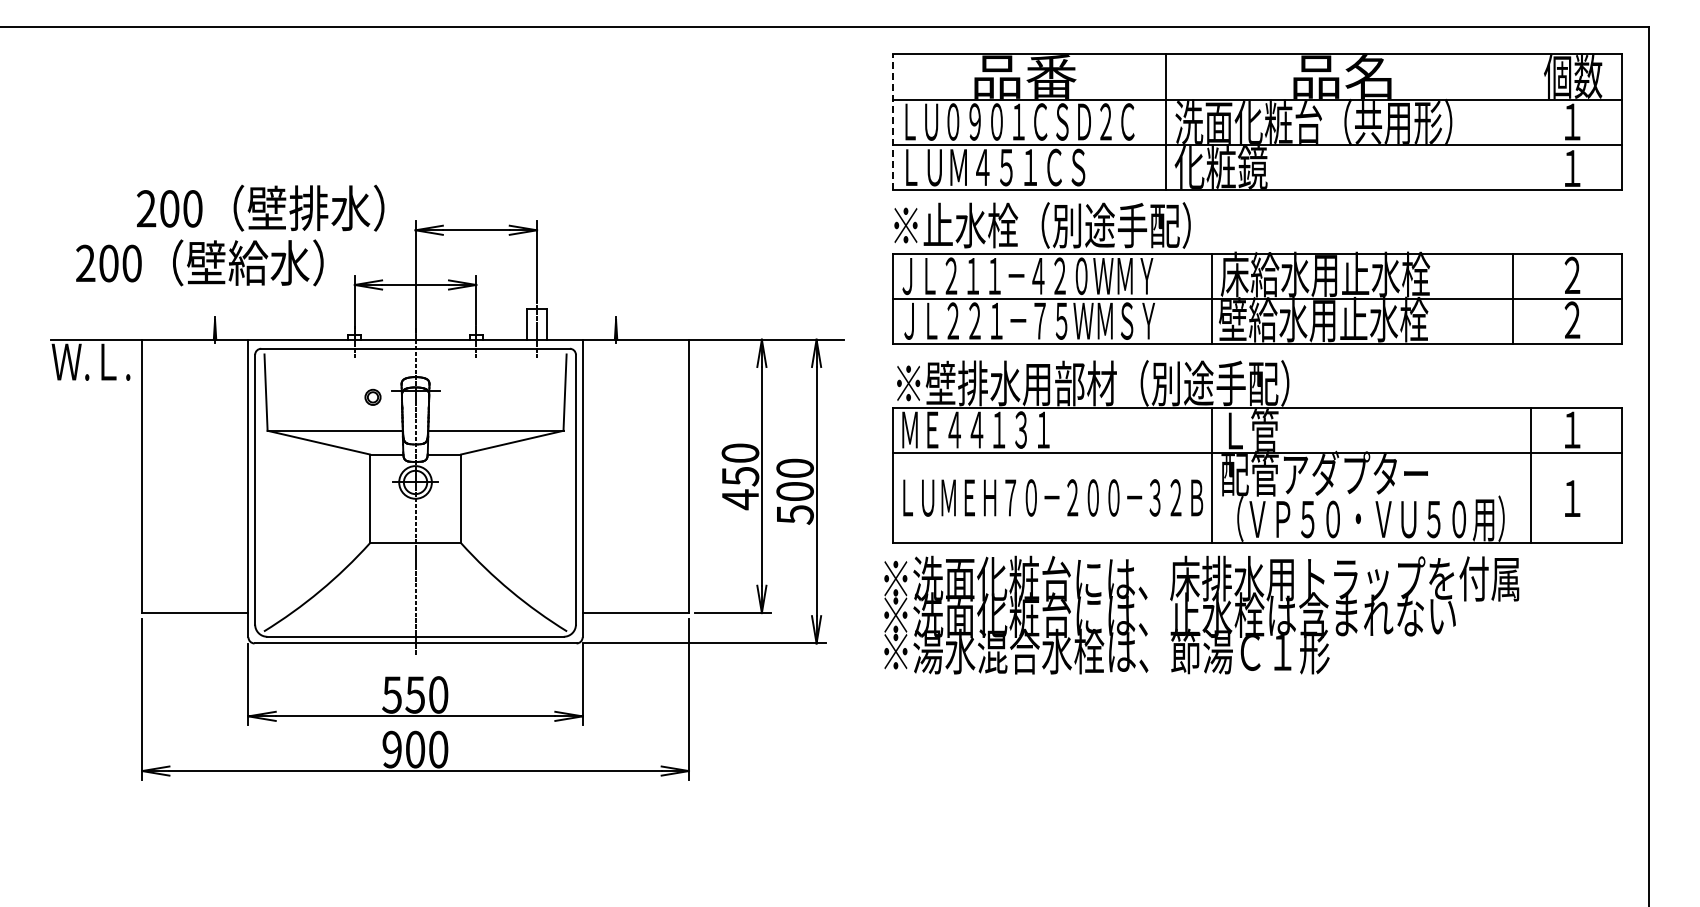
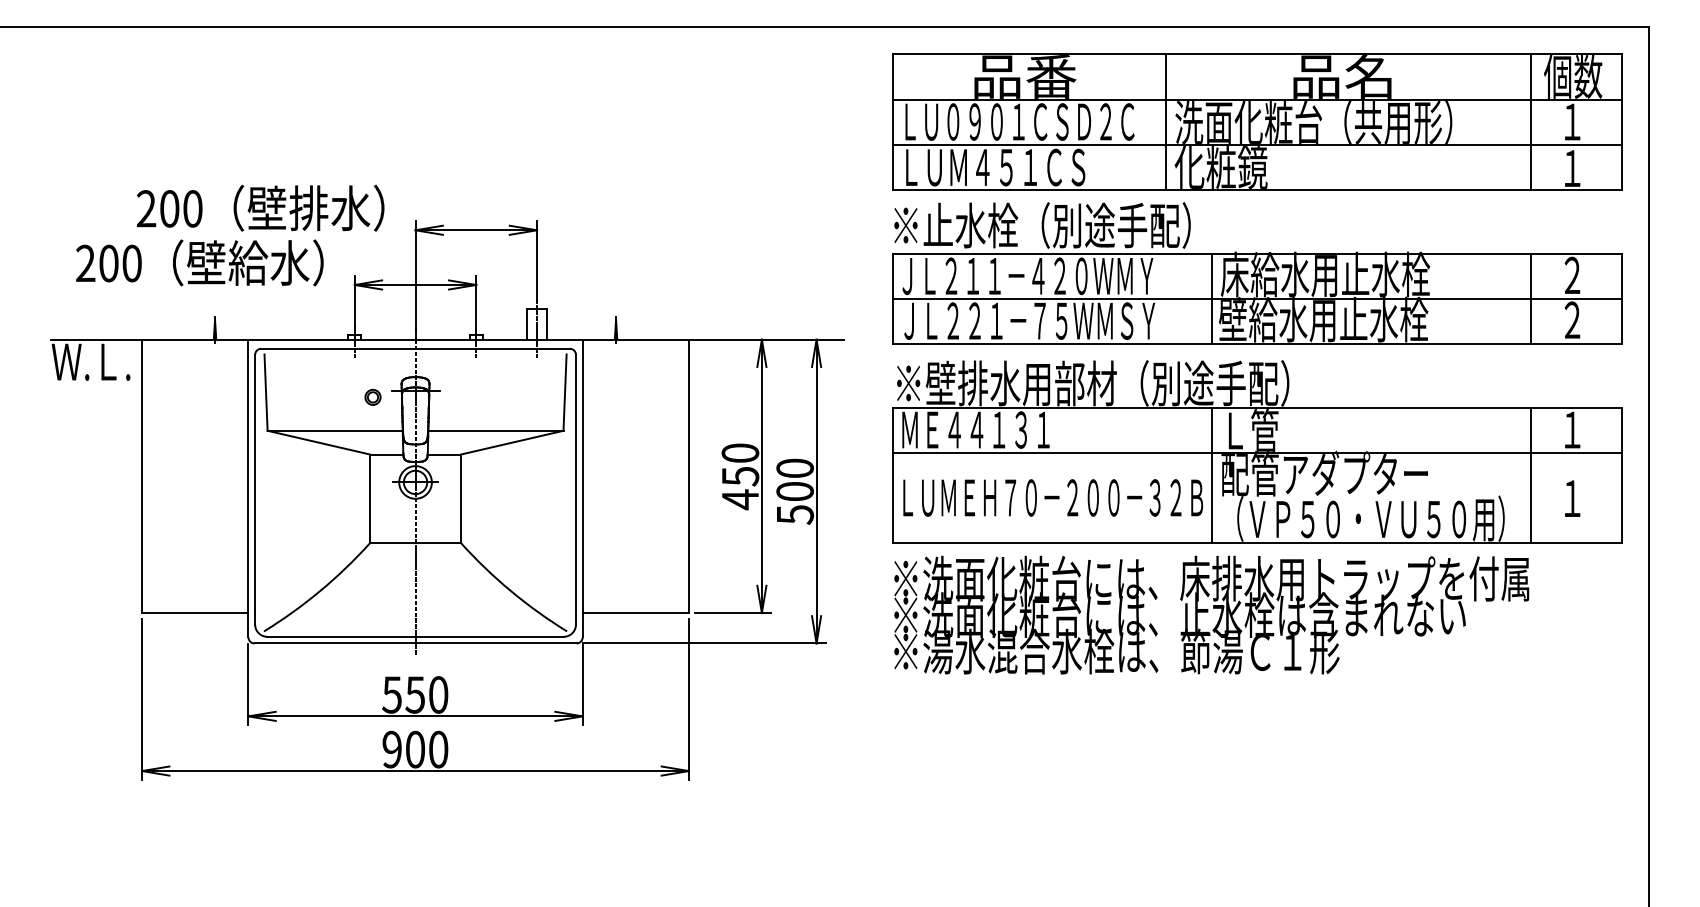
line: dashed -> solid (892, 122)
line: none -> present (1530, 122)
line position: (1512, 298) -> (1530, 298) (1530, 298)
text position: (1201, 614) -> (1211, 614) (1211, 614)
